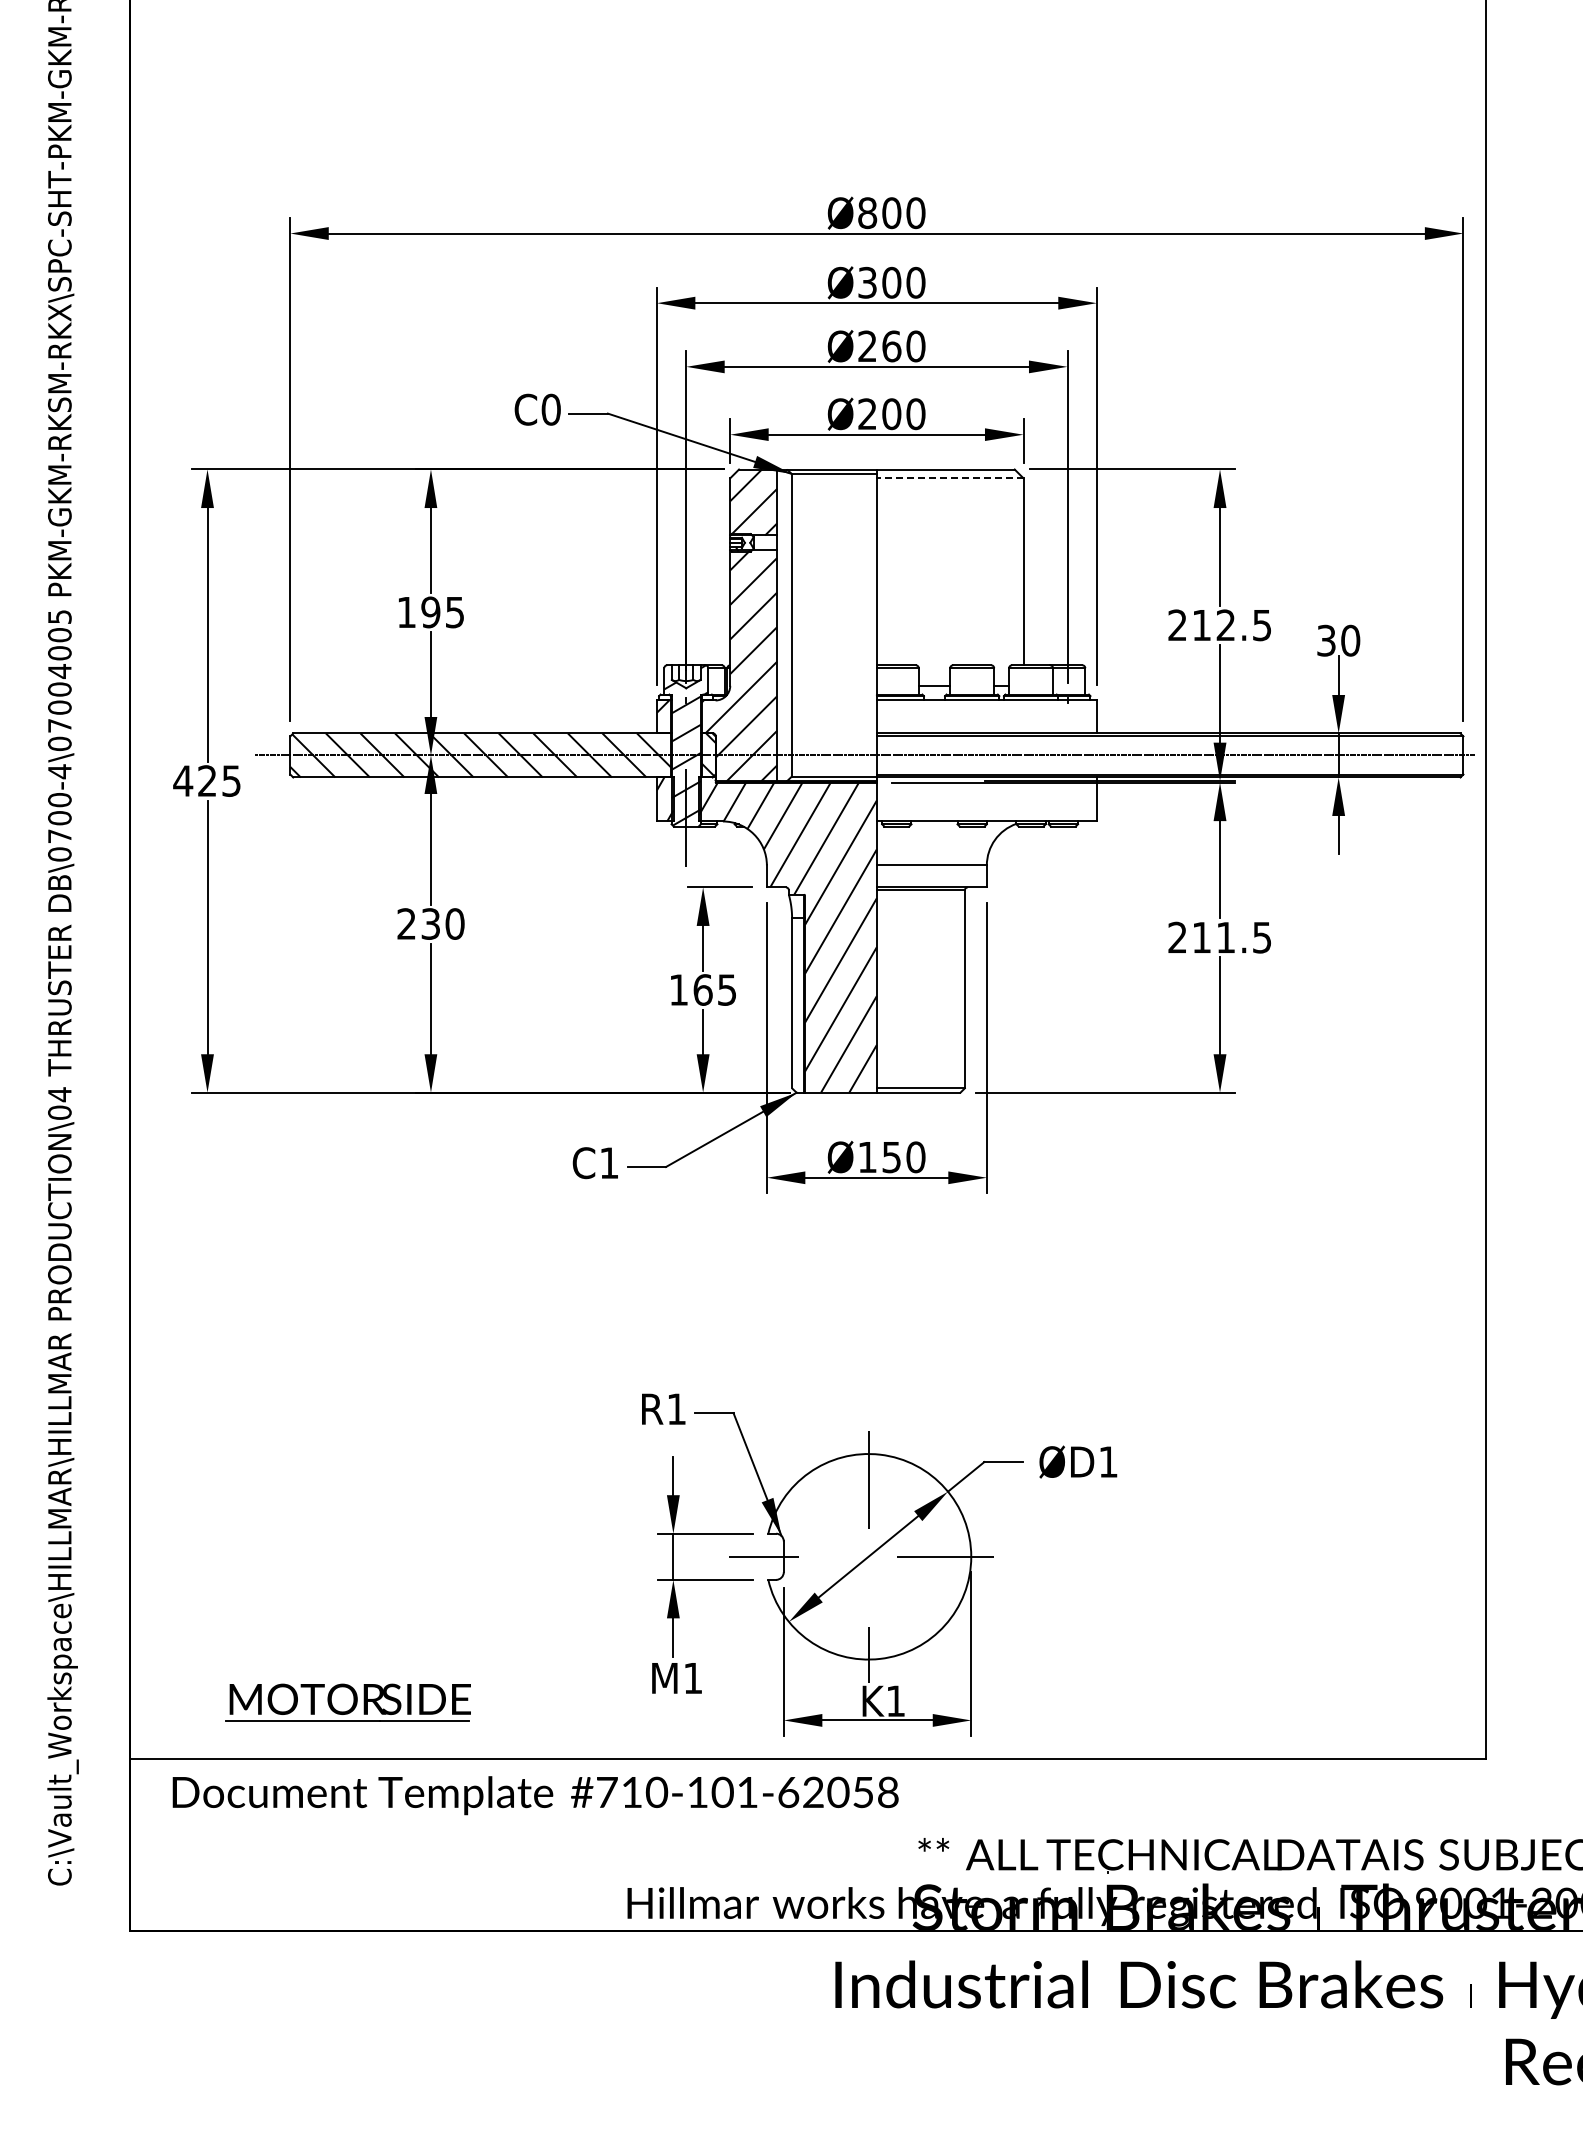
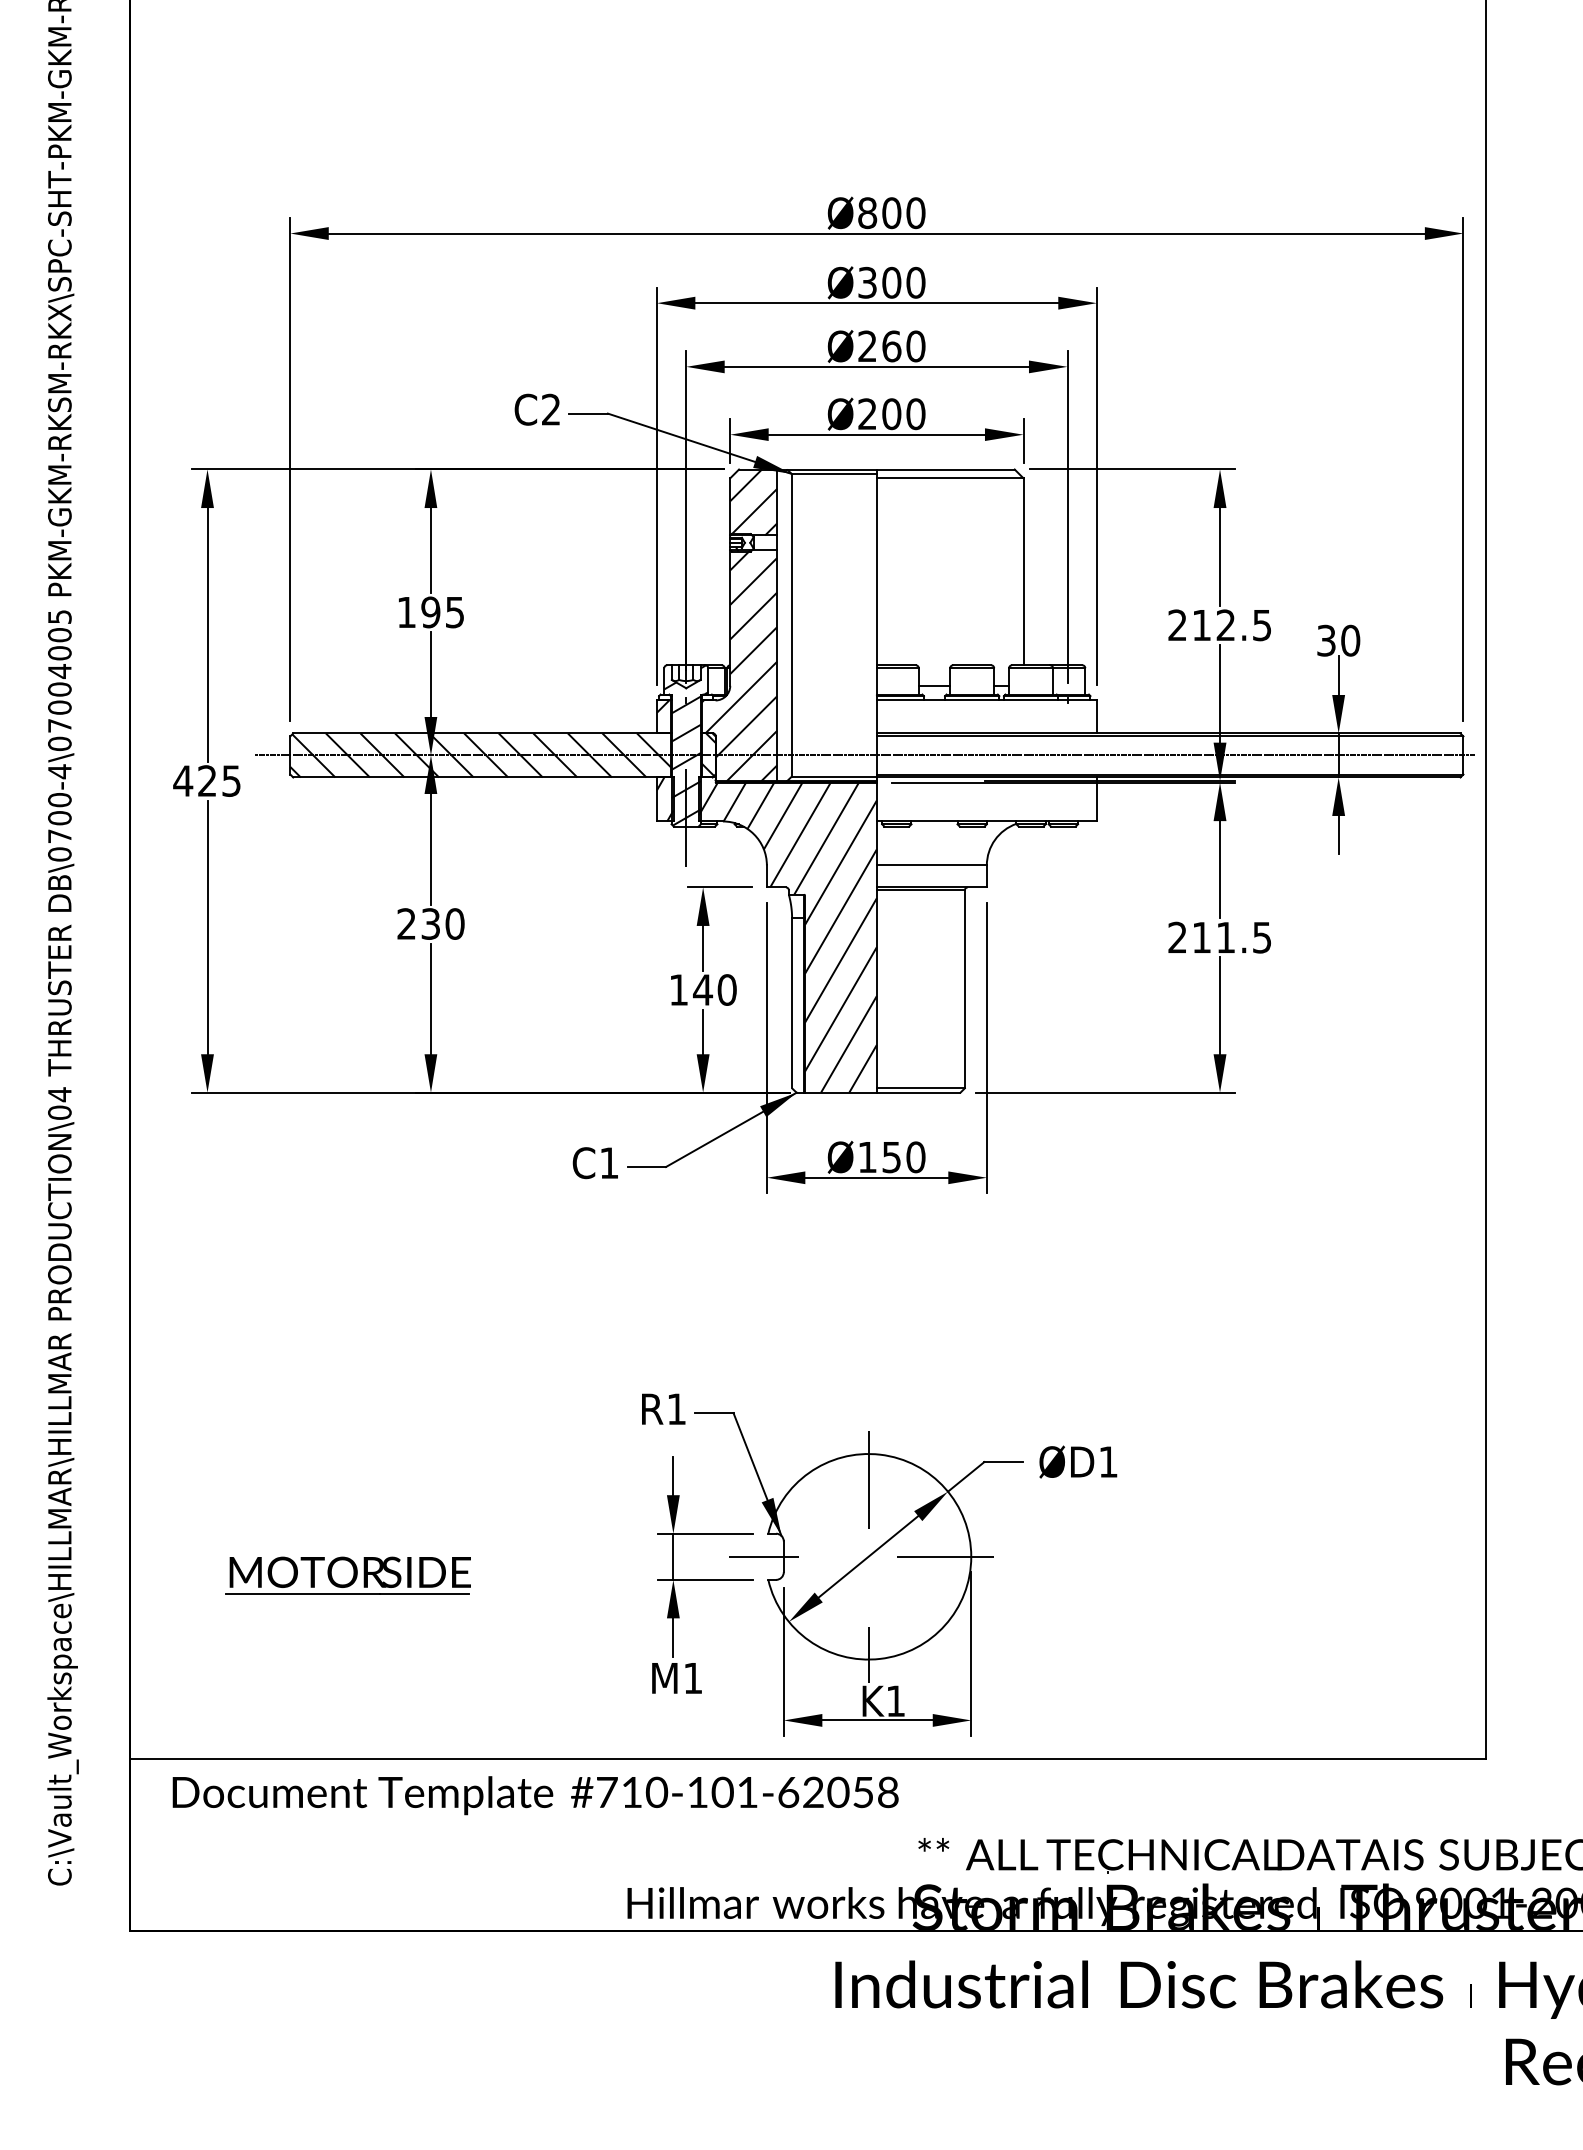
text: C0 -> C2 (550, 409)
line: dashed -> solid (949, 478)
text: 165 -> 140 (714, 989)
part position: (347, 1702) -> (347, 1575) (347, 1575)
